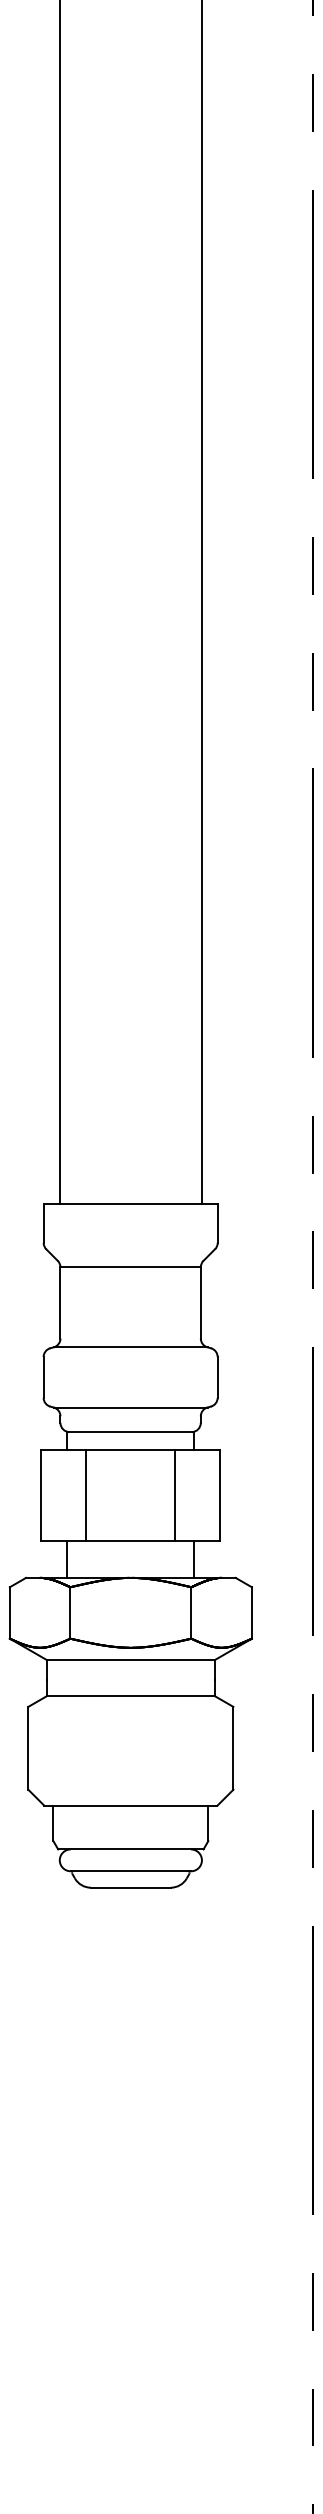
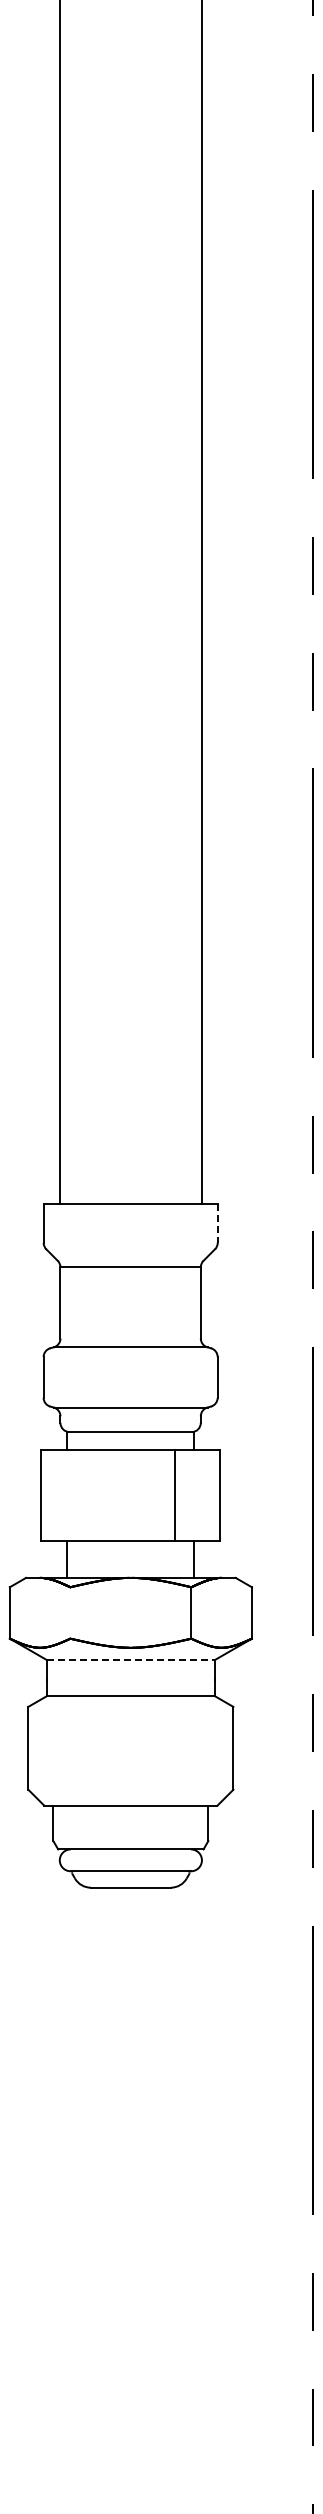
line: solid -> dashed (217, 1224)
line: present -> none (85, 1495)
line: present -> none (70, 1613)
line: solid -> dashed (131, 1659)
